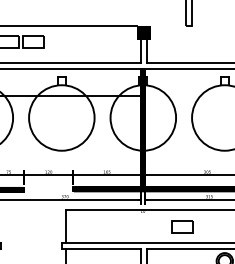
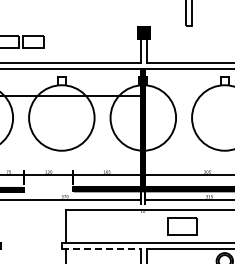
line: present -> none (69, 25)
part size: 23x14 px -> 31x19 px (182, 226)
line: solid -> dashed (101, 249)
